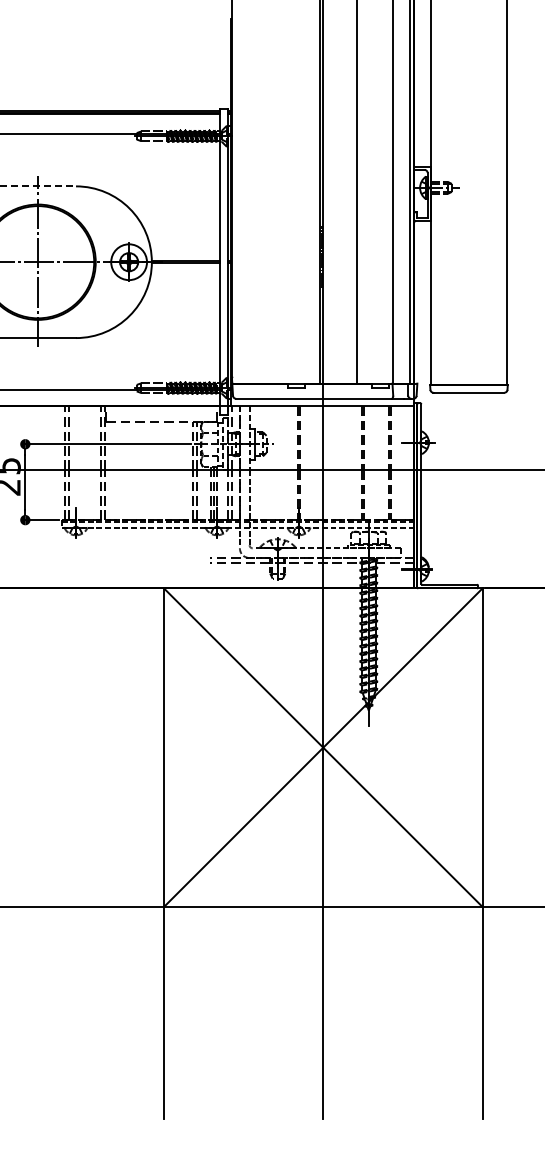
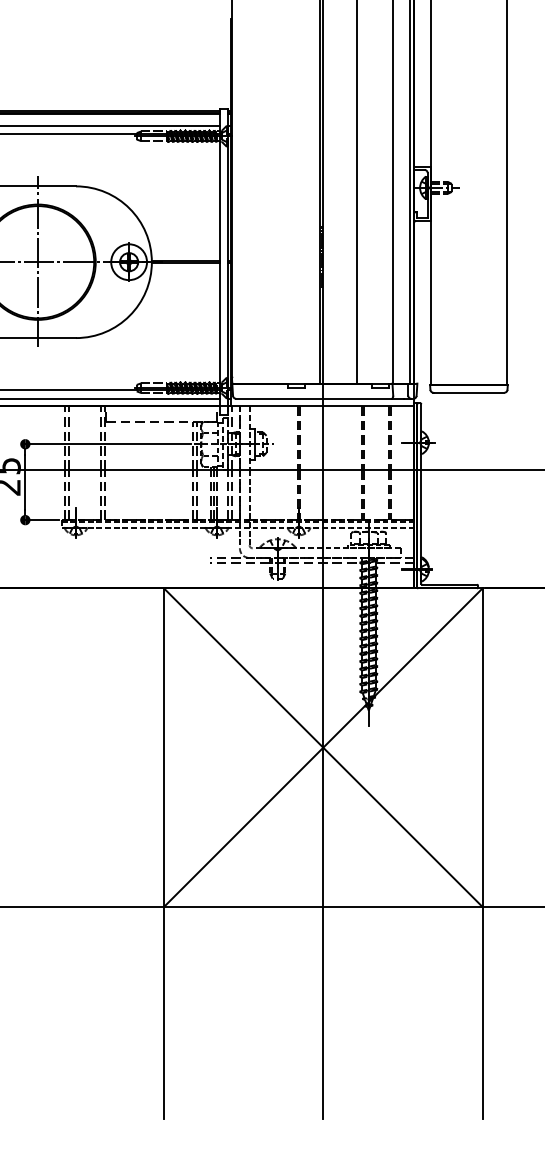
line: none -> present (111, 125)
line: dashed -> solid (38, 186)
line: none -> present (111, 398)
